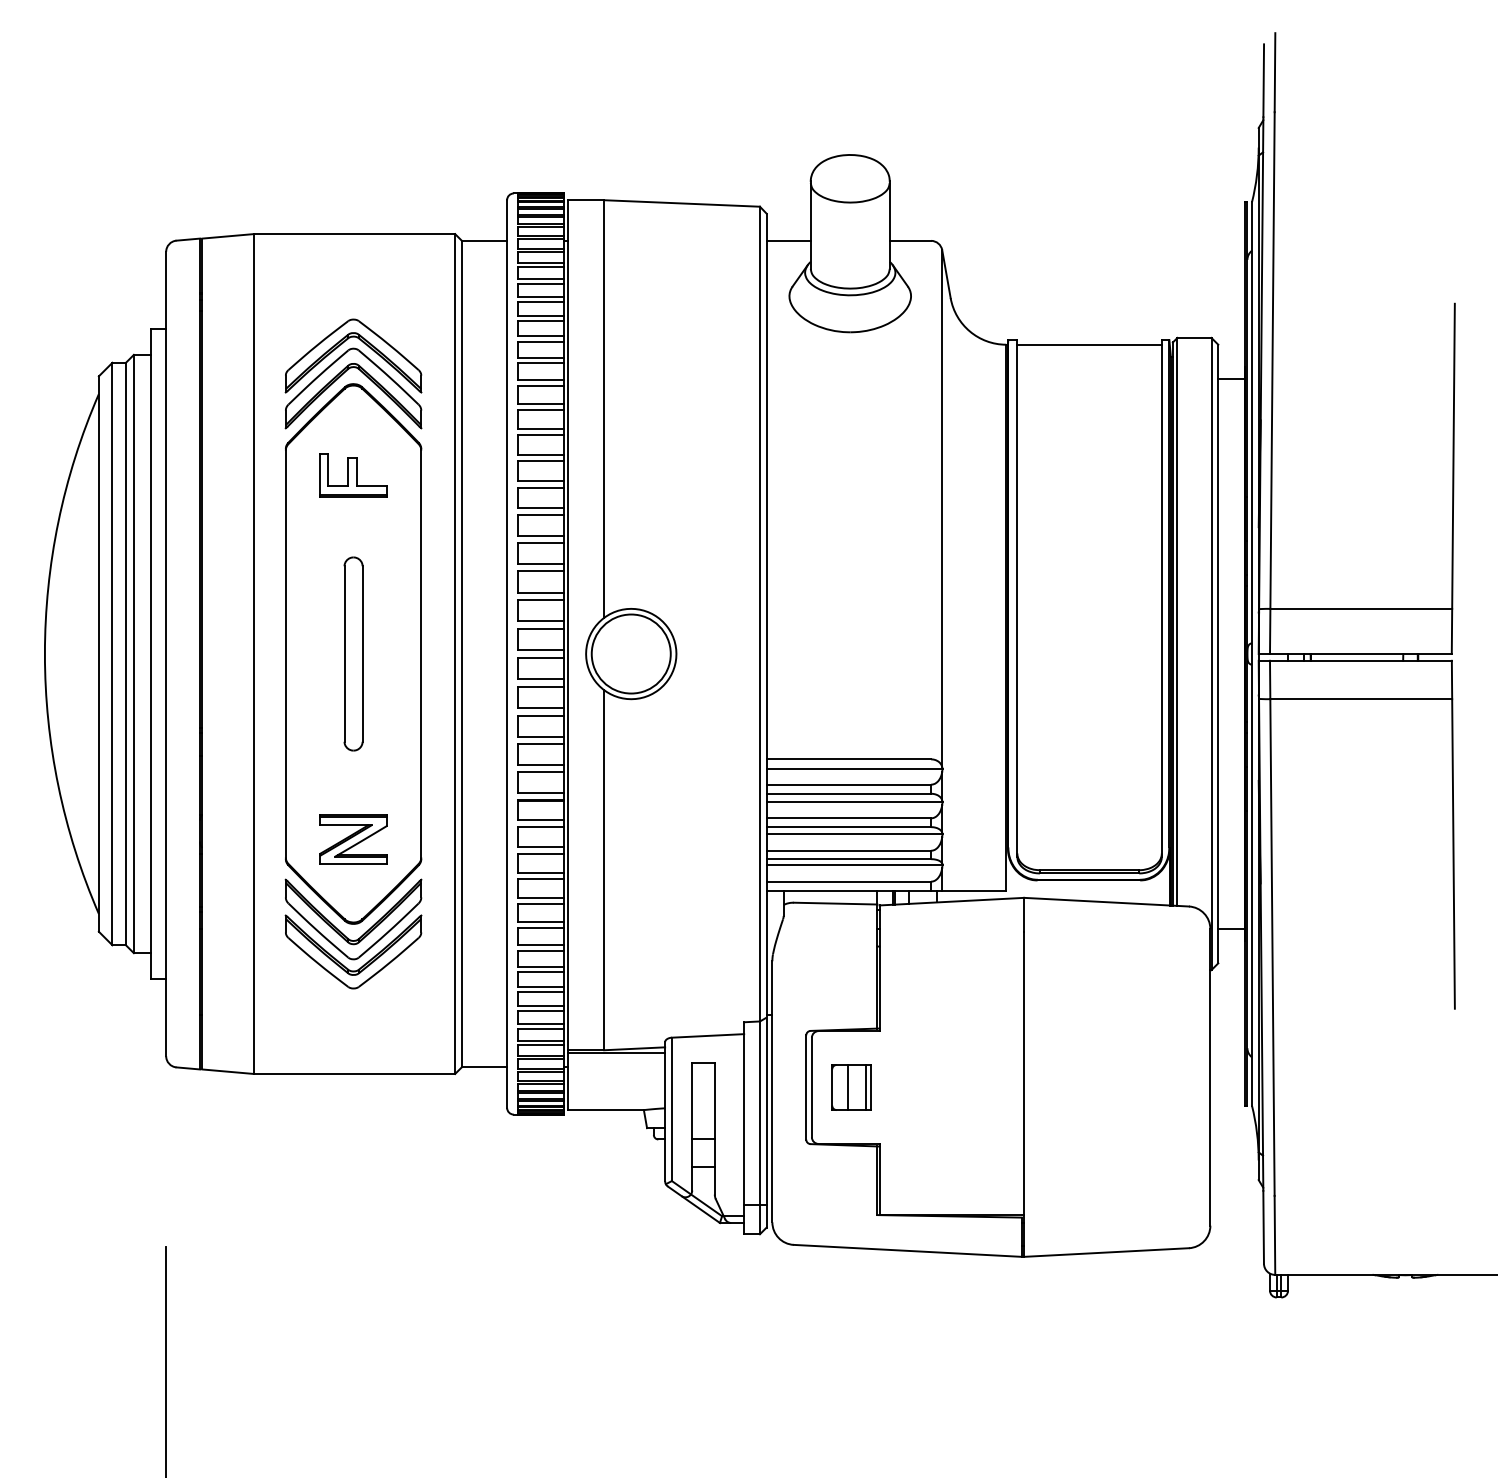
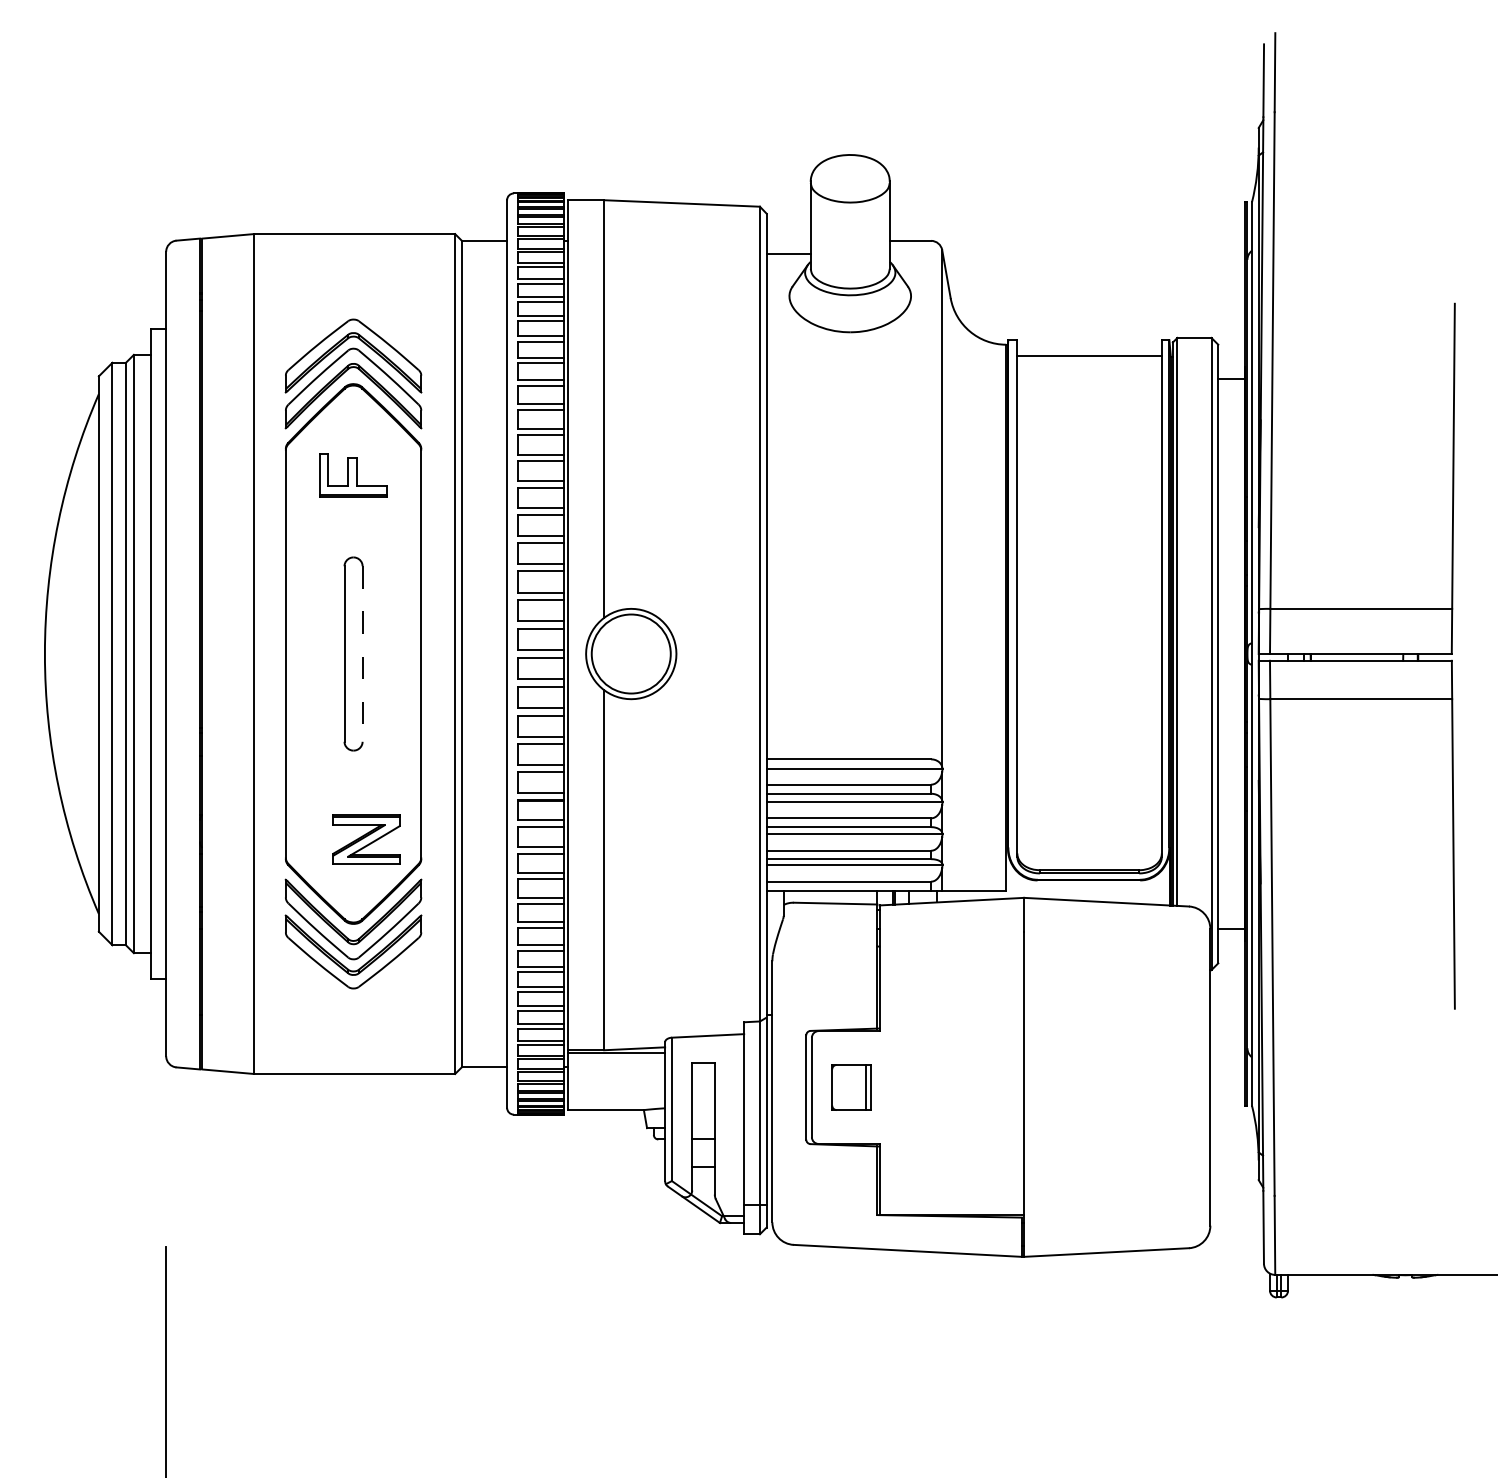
line position: (788, 240) -> (788, 253) (788, 253)
line position: (1089, 344) -> (1089, 355) (1089, 355)
line: solid -> dashed (362, 654)
part position: (353, 839) -> (366, 839) (366, 839)
line: present -> none (848, 1087)
